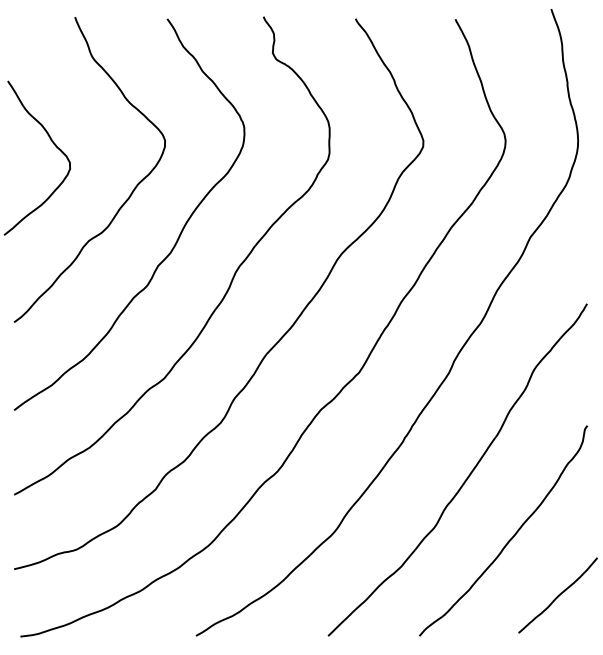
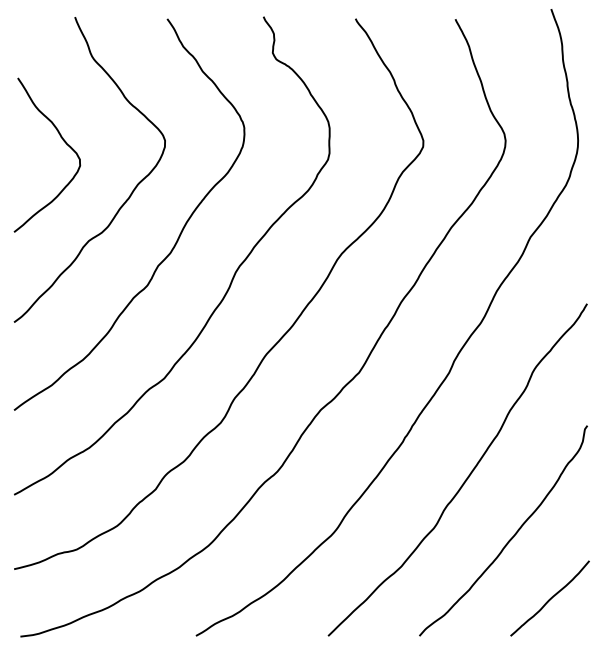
curve position: (53, 144) -> (63, 141) (63, 141)
curve position: (557, 595) -> (549, 598) (549, 598)
